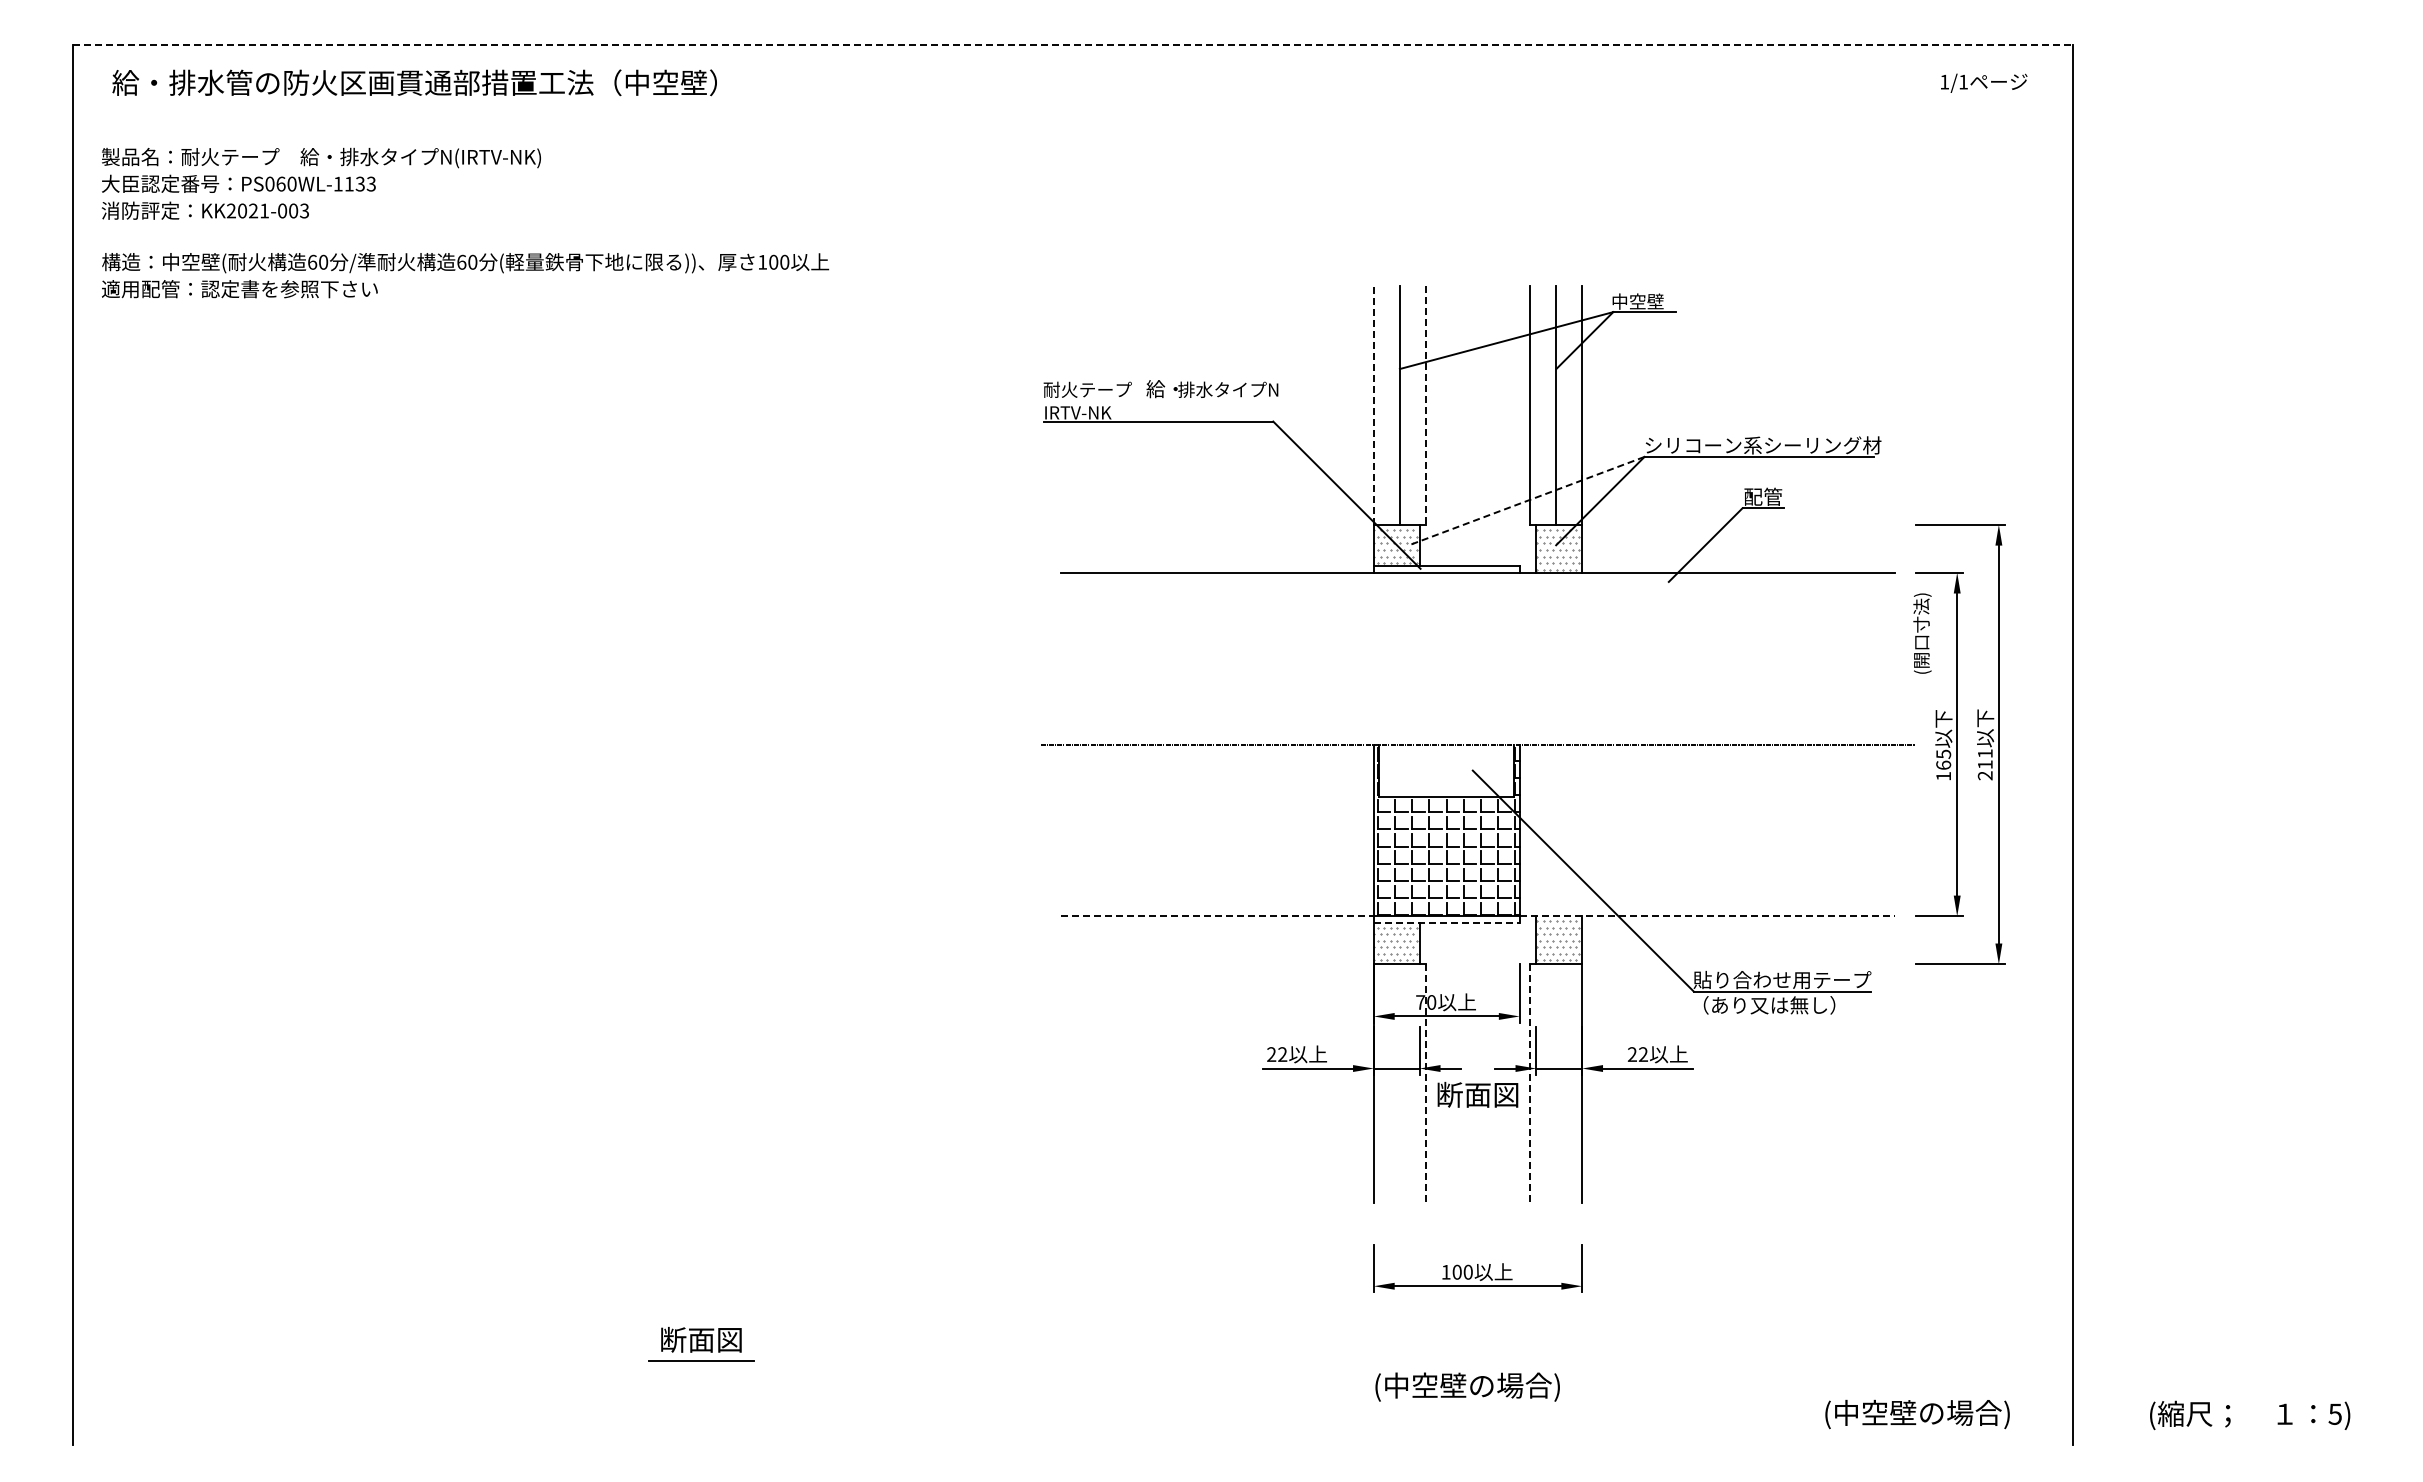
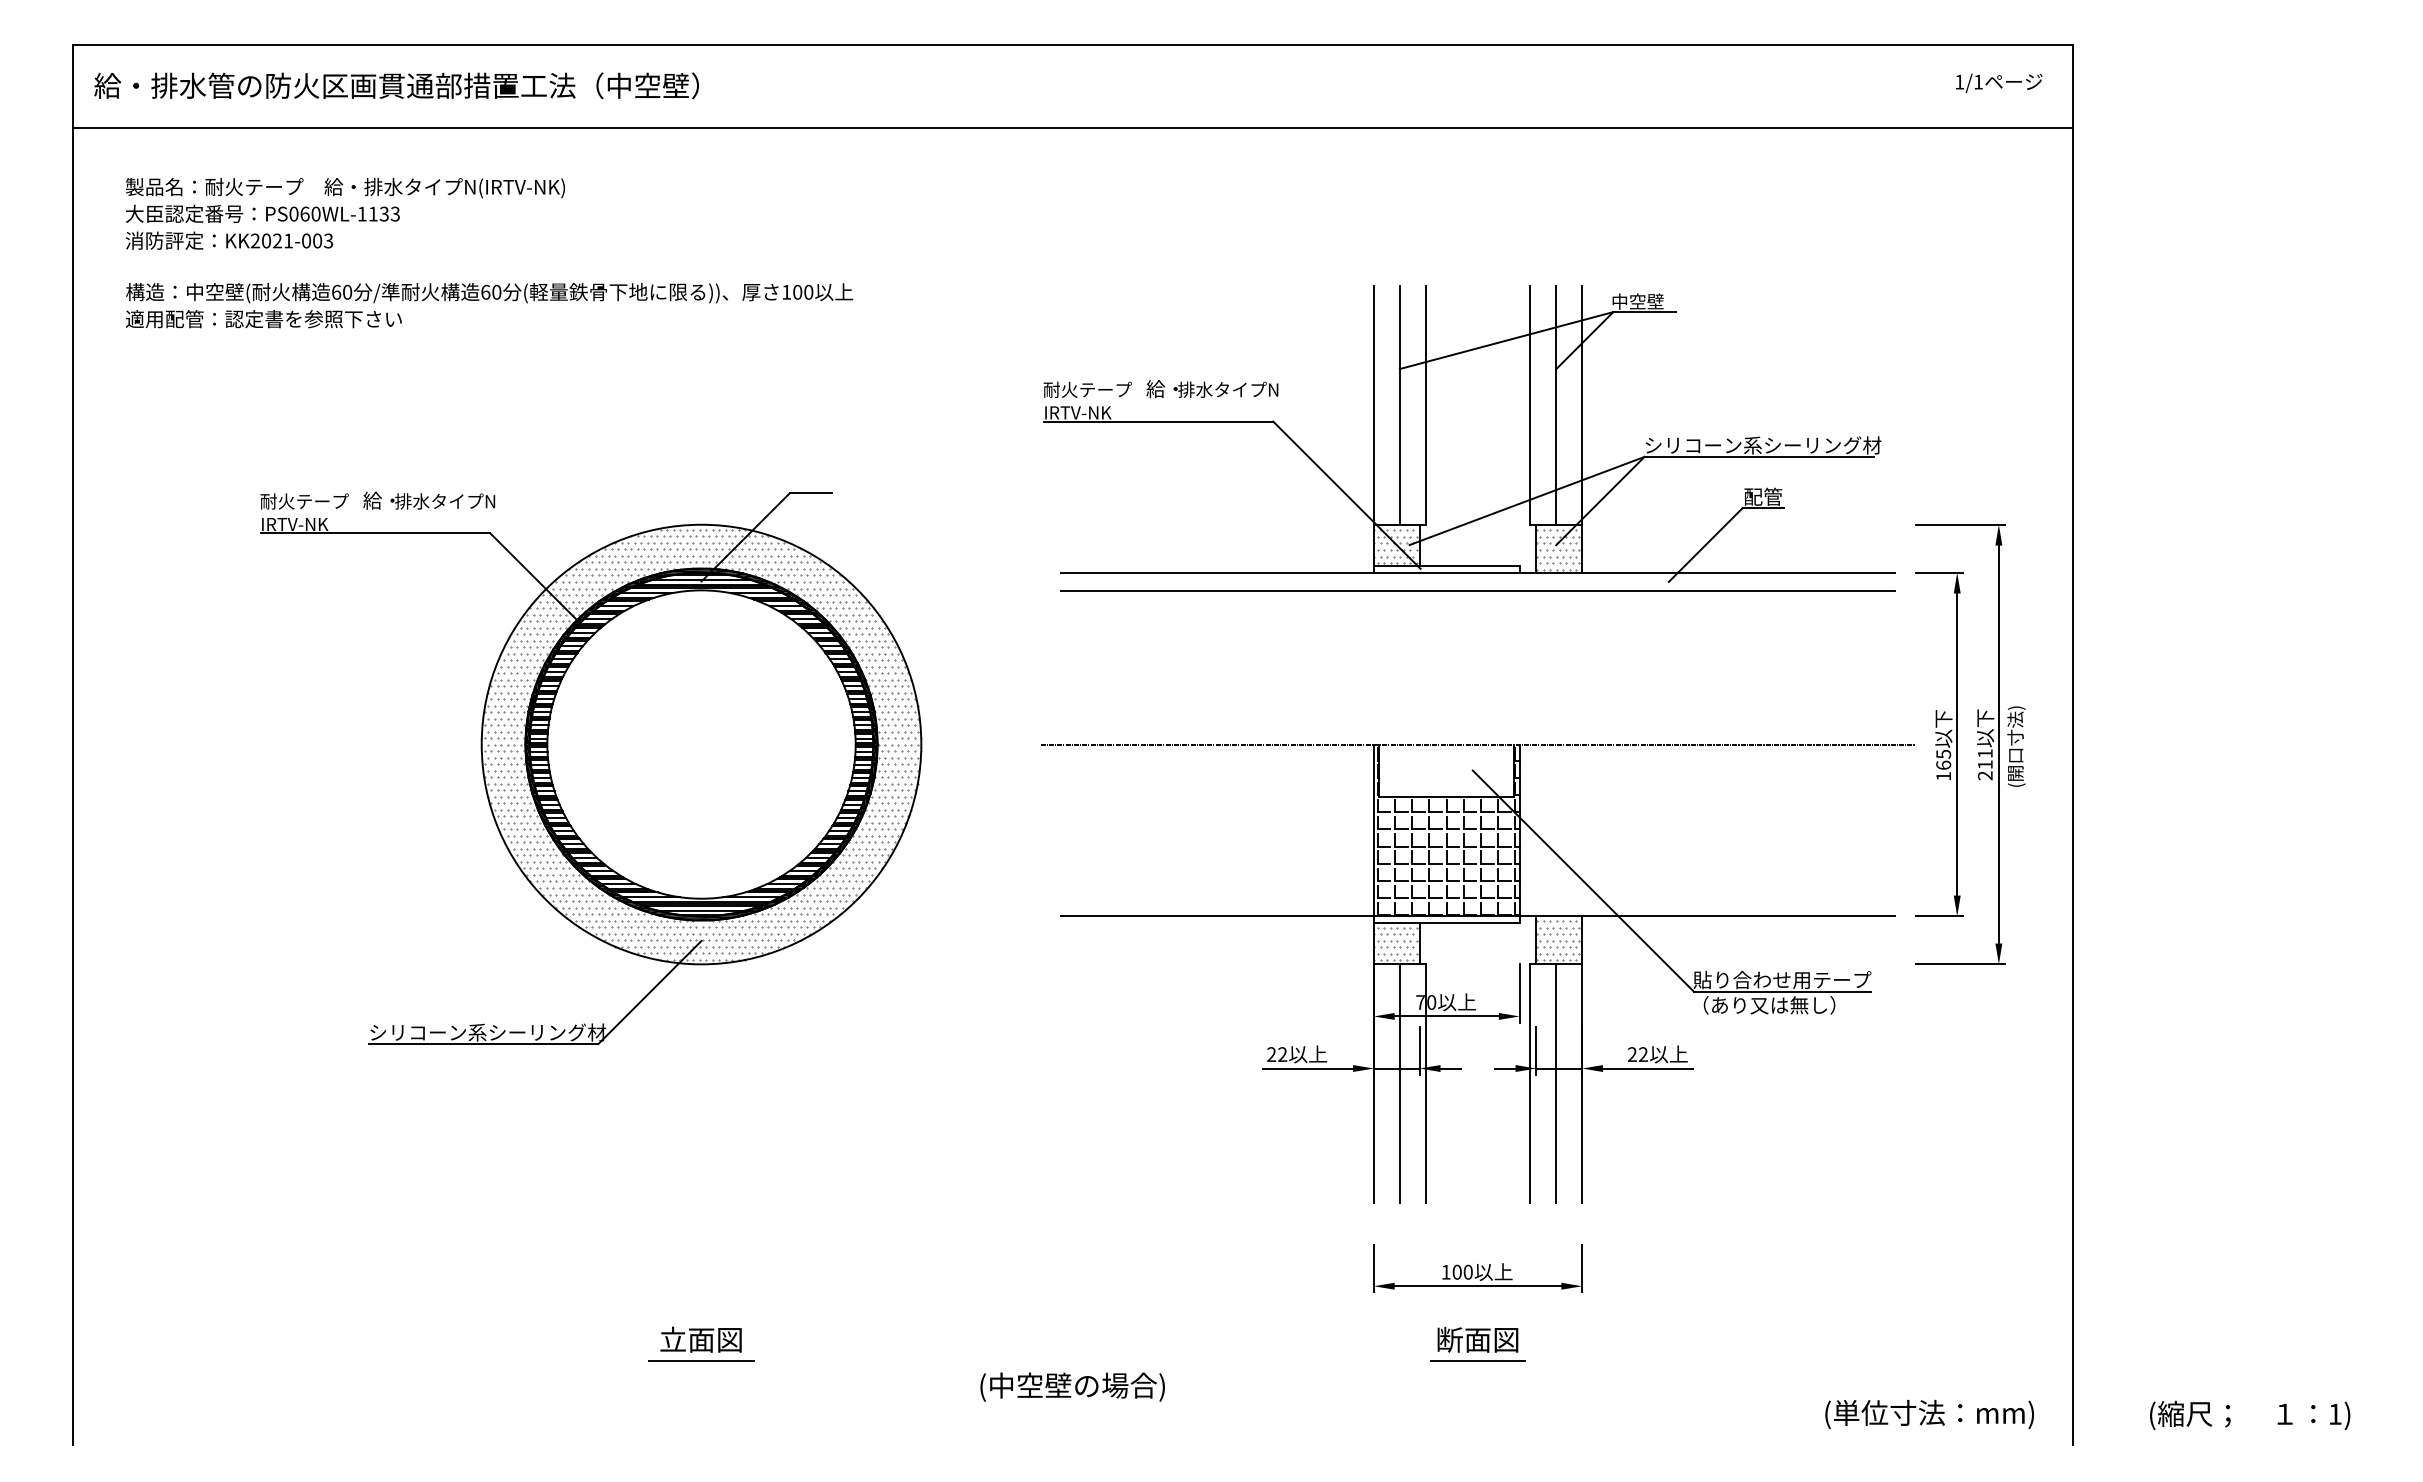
line: dashed -> solid (1073, 44)
text position: (414, 82) -> (396, 85) (396, 85)
text position: (1984, 82) -> (1999, 82) (1999, 82)
line: none -> present (1072, 127)
text position: (465, 222) -> (489, 252) (489, 252)
line: dashed -> solid (1373, 404)
line: dashed -> solid (1425, 405)
line: dashed -> solid (1526, 501)
line: none -> present (1477, 591)
text position: (1922, 633) -> (2016, 746) (2016, 746)
part: none -> present (591, 768)
line: dashed -> solid (1218, 916)
line: dashed -> solid (1707, 916)
line: dashed -> solid (1446, 923)
line: none -> present (1399, 1083)
line: none -> present (1556, 1083)
line: dashed -> solid (1425, 1084)
line: dashed -> solid (1530, 1084)
text position: (1477, 1094) -> (1477, 1339) (1477, 1339)
text: 断面図 -> 立面図 (673, 1339)
line: none -> present (1477, 1361)
text position: (1467, 1386) -> (1072, 1386) (1072, 1386)
text: 5) -> 1) (2334, 1413)
text: (中空壁の場合) -> (単位寸法：mm) (1933, 1414)
